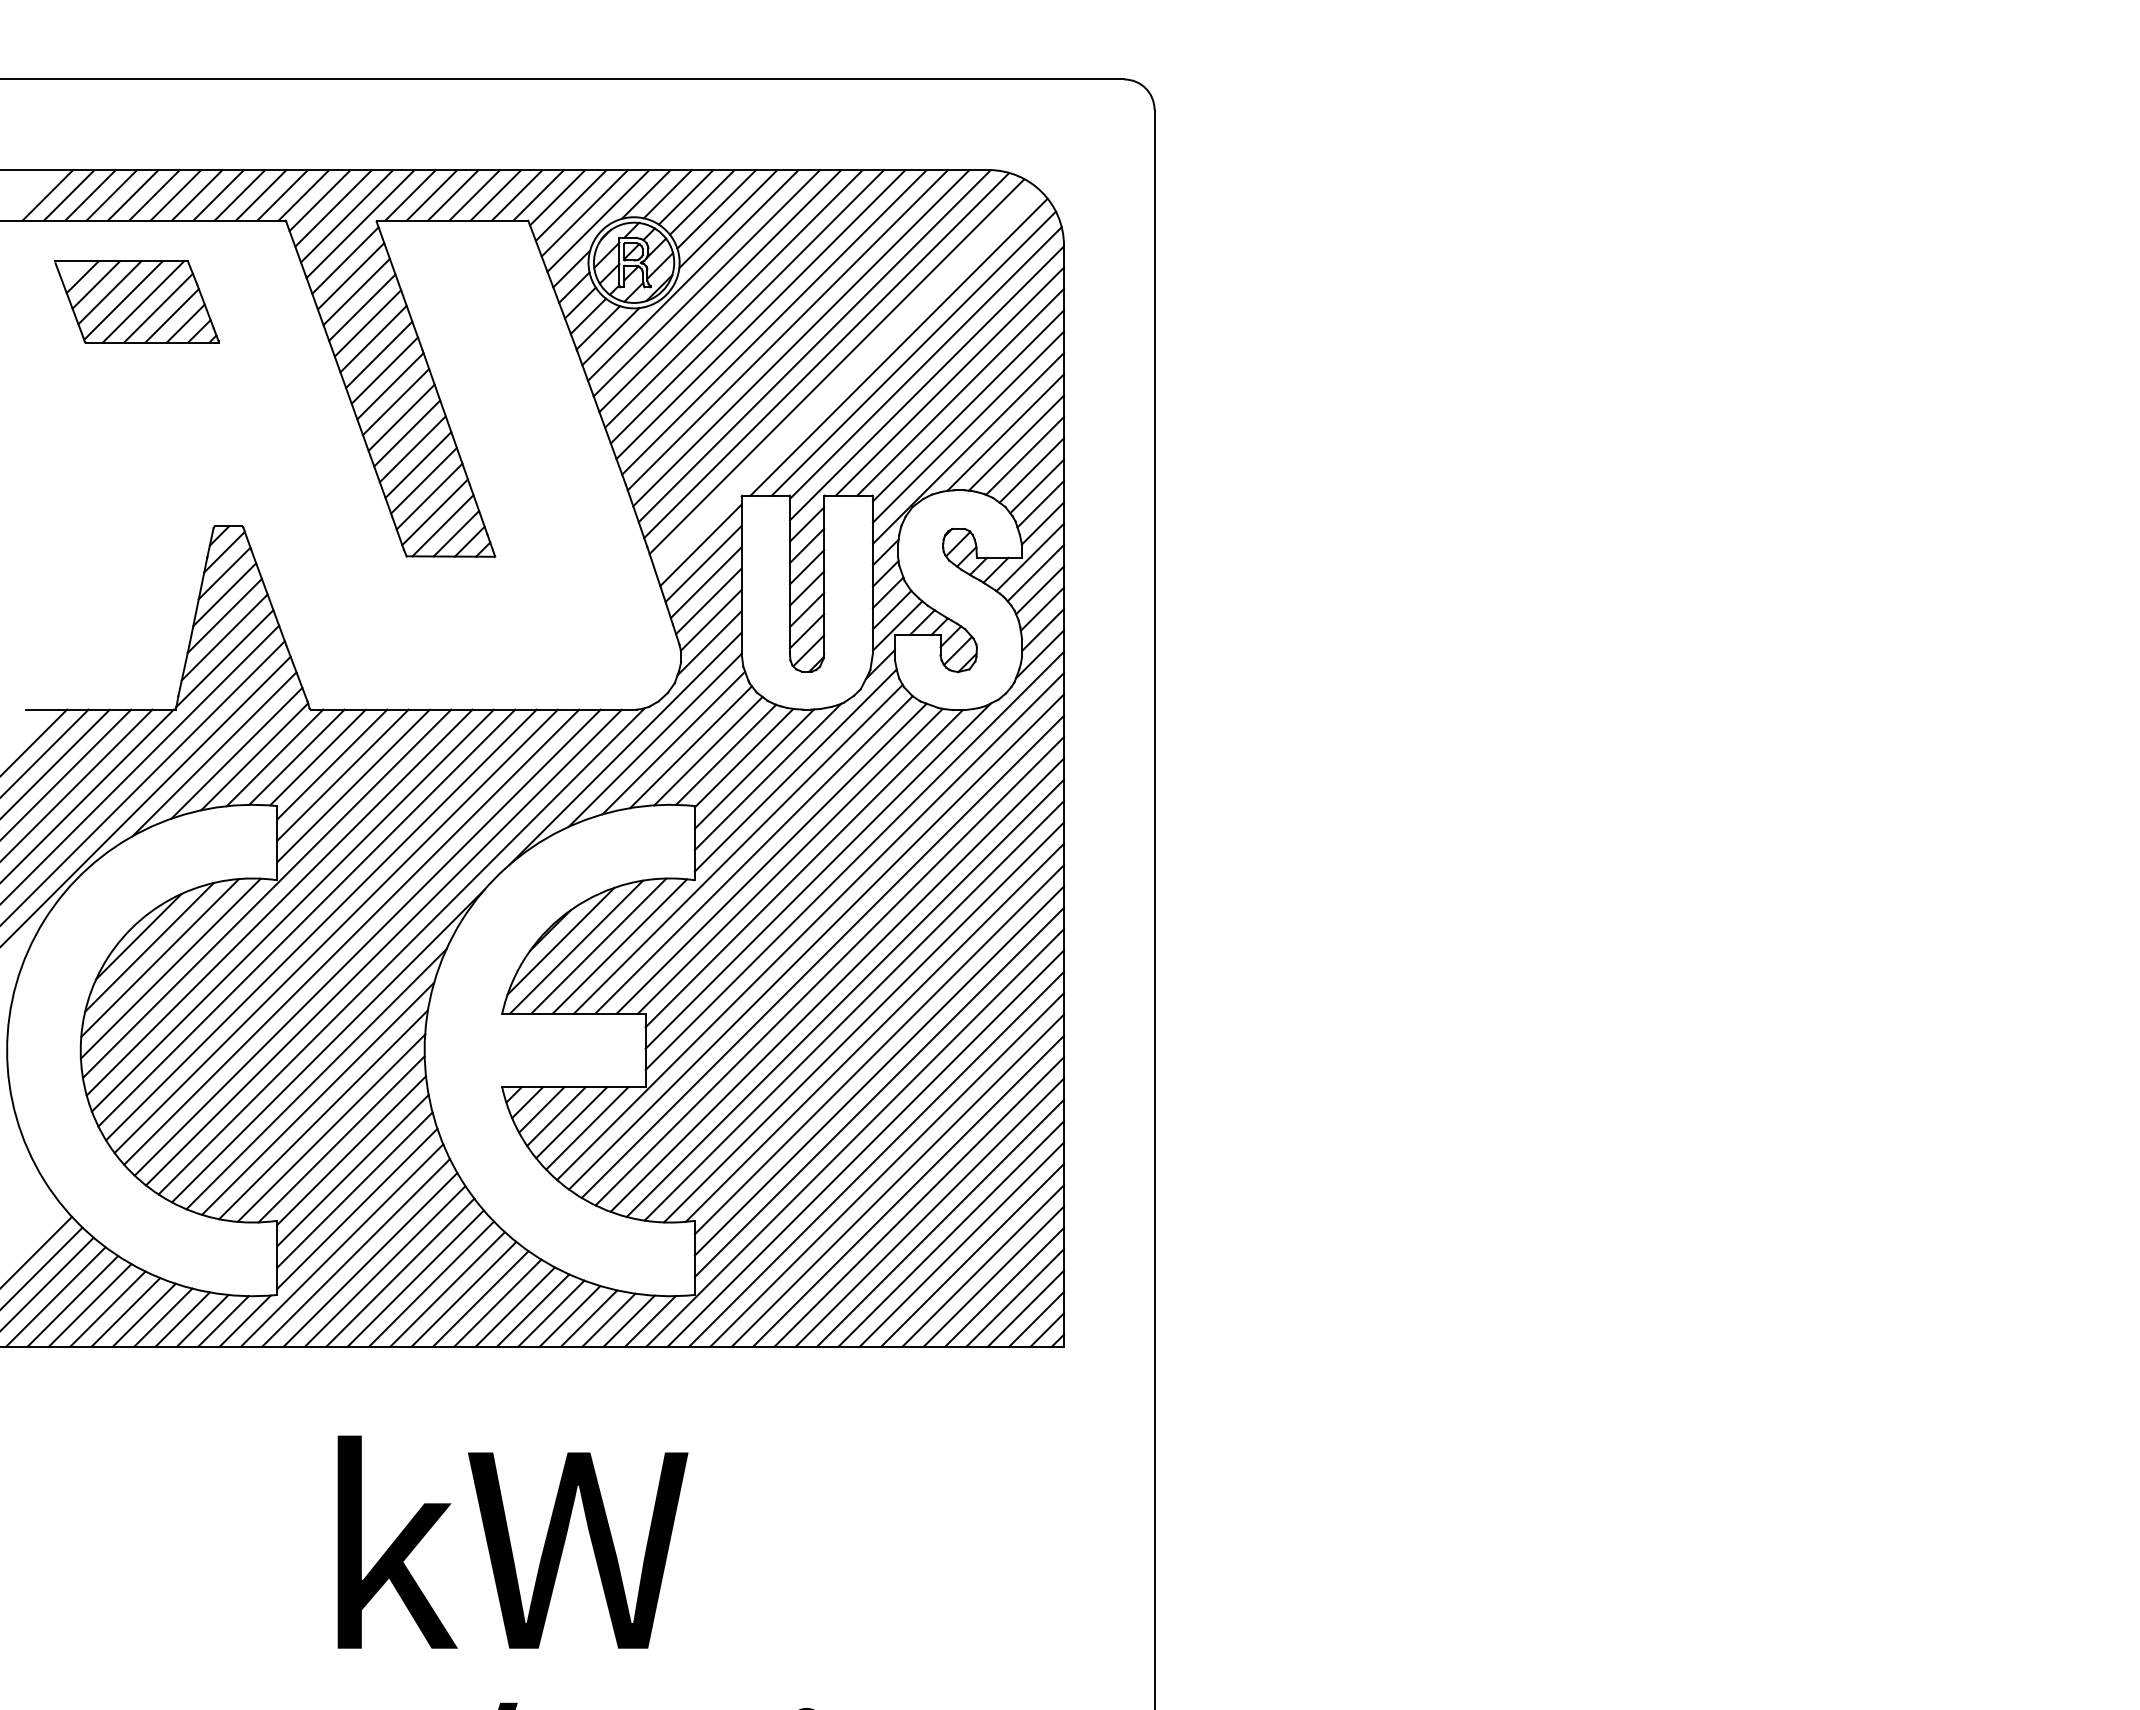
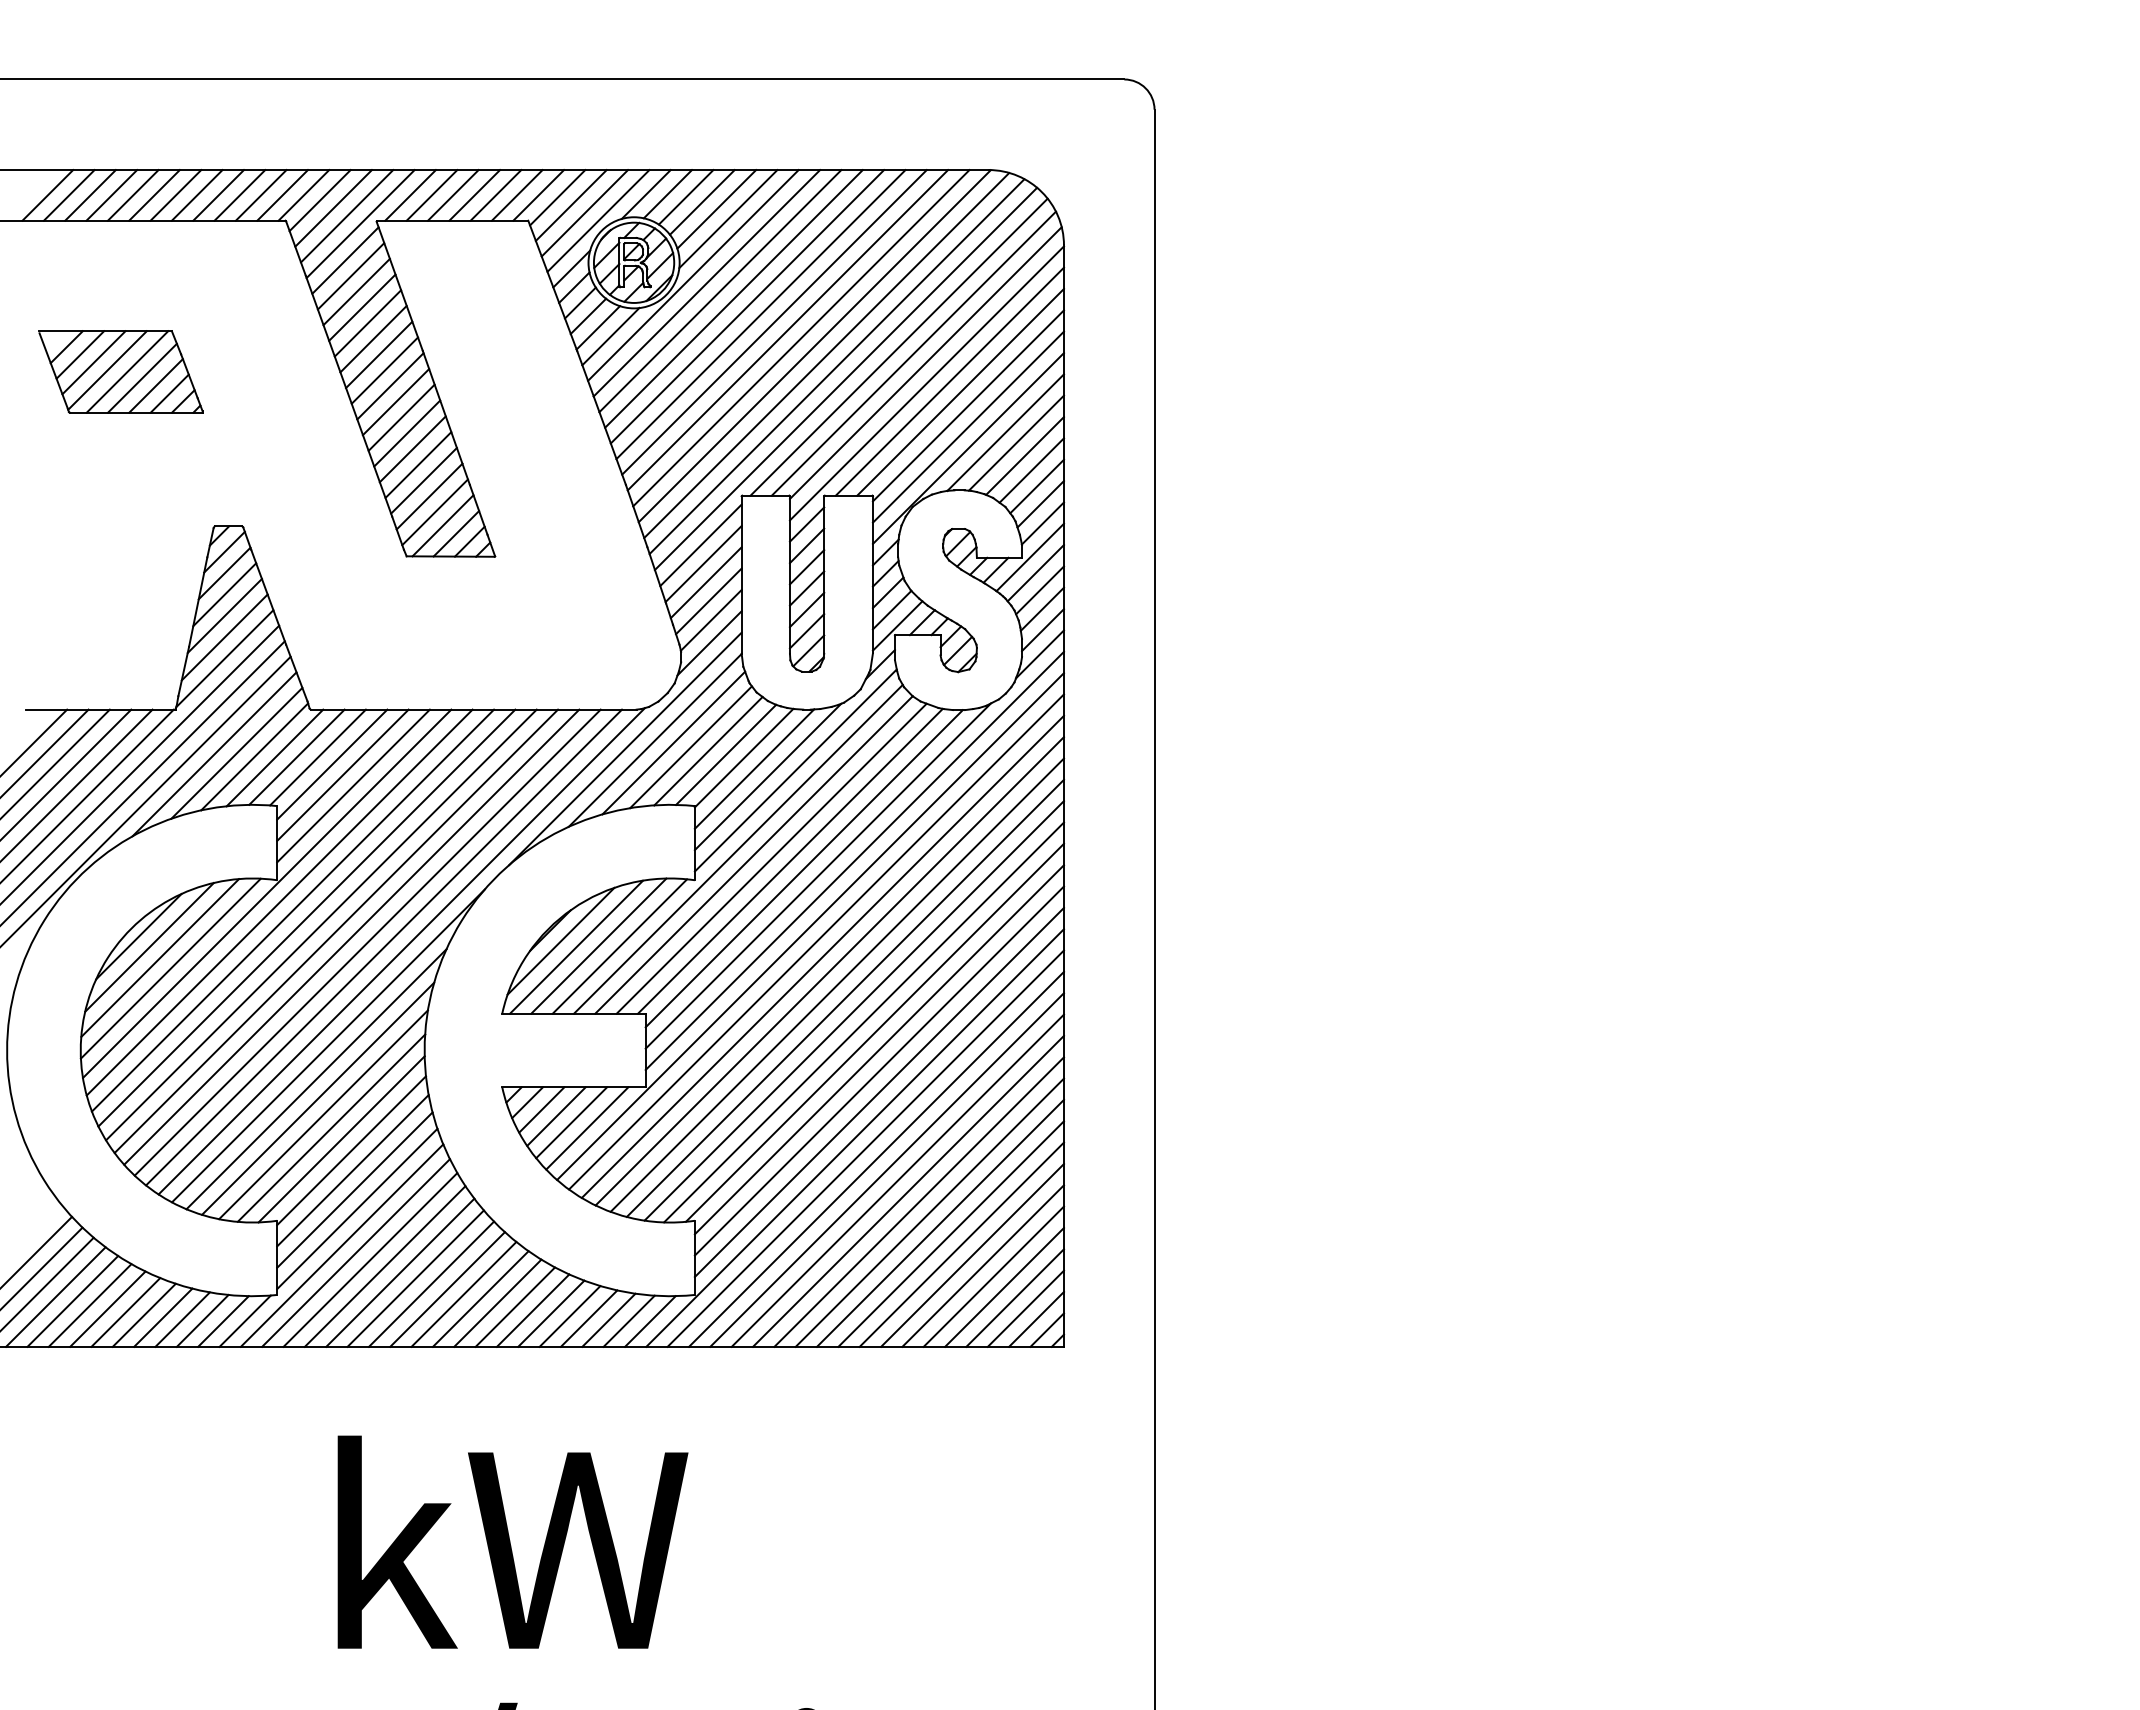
part position: (136, 301) -> (120, 371) (120, 371)
line: none -> present (845, 378)
